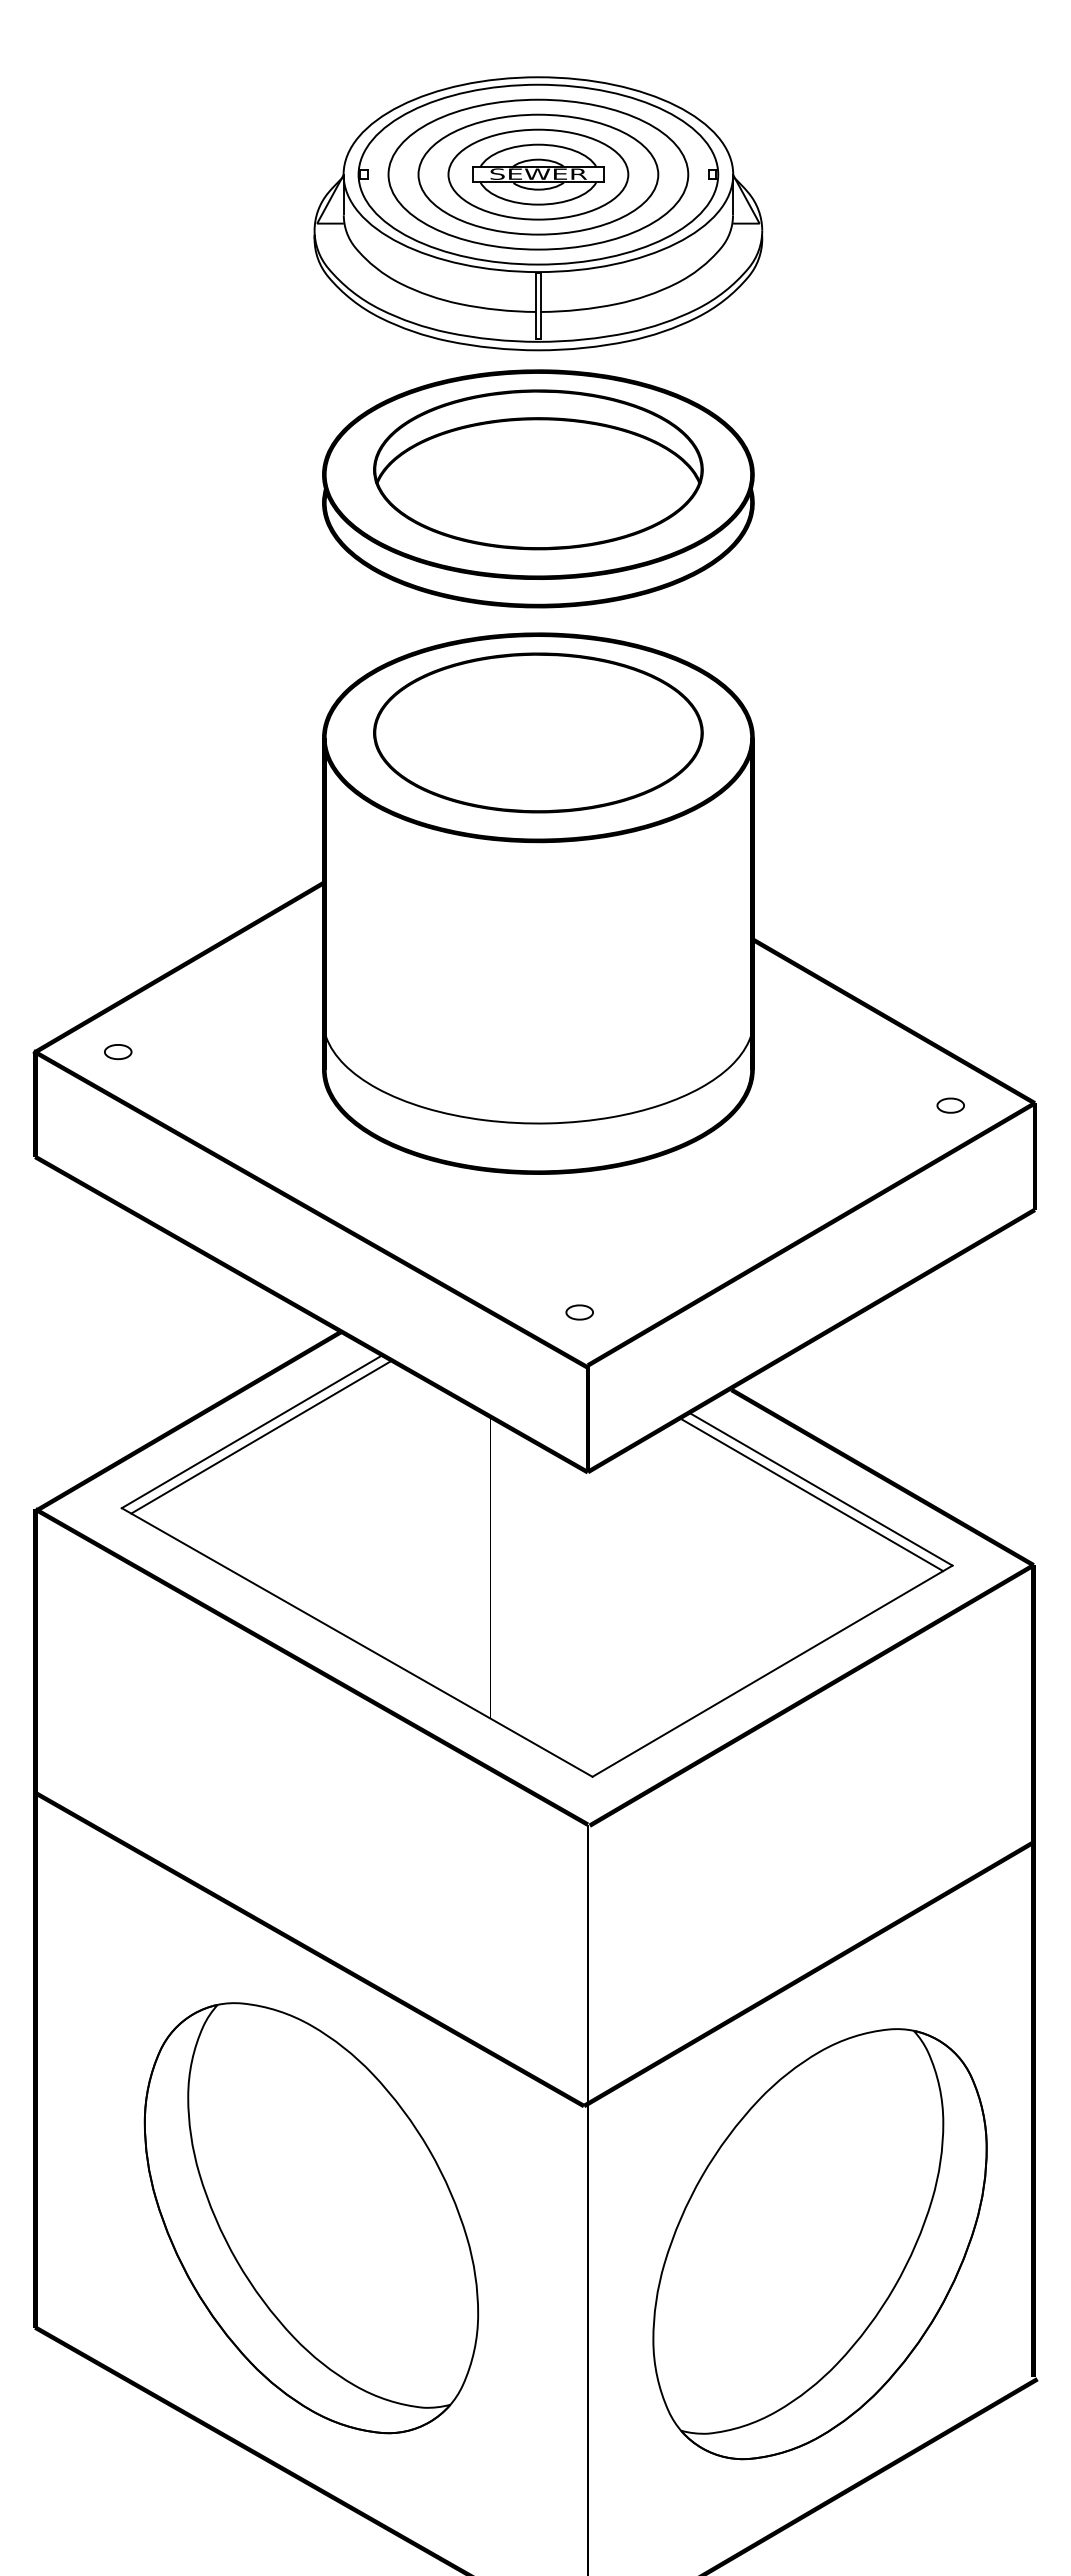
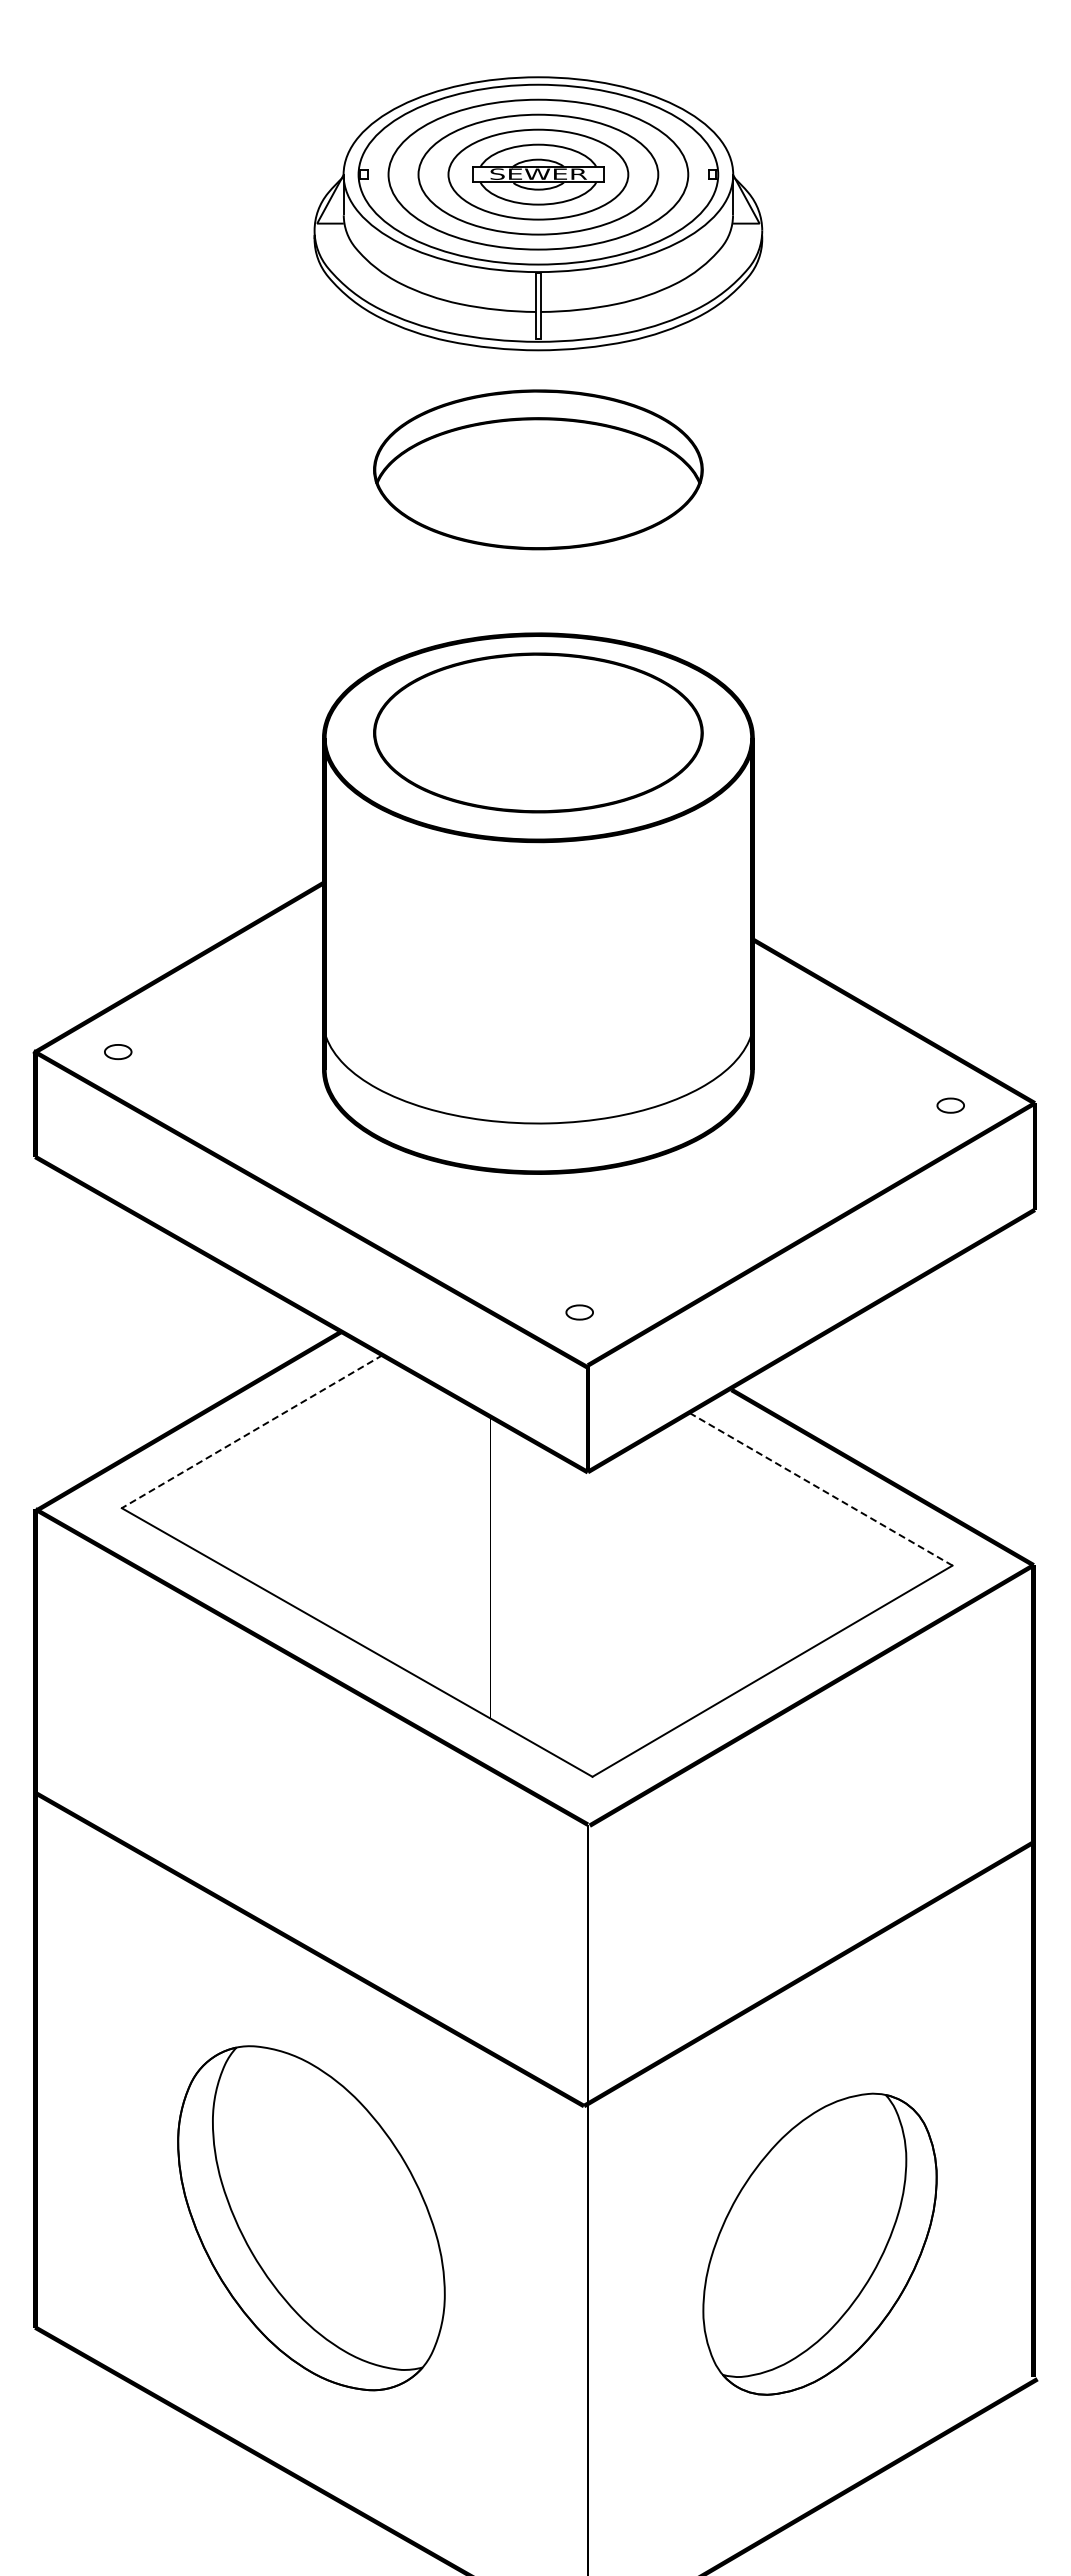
part: present -> none (538, 488)
line: solid -> dashed (251, 1431)
line: present -> none (261, 1436)
line: solid -> dashed (820, 1488)
line: present -> none (811, 1494)
part size: 337x433 px -> 269x347 px (311, 2218)
part size: 336x433 px -> 236x304 px (819, 2243)
